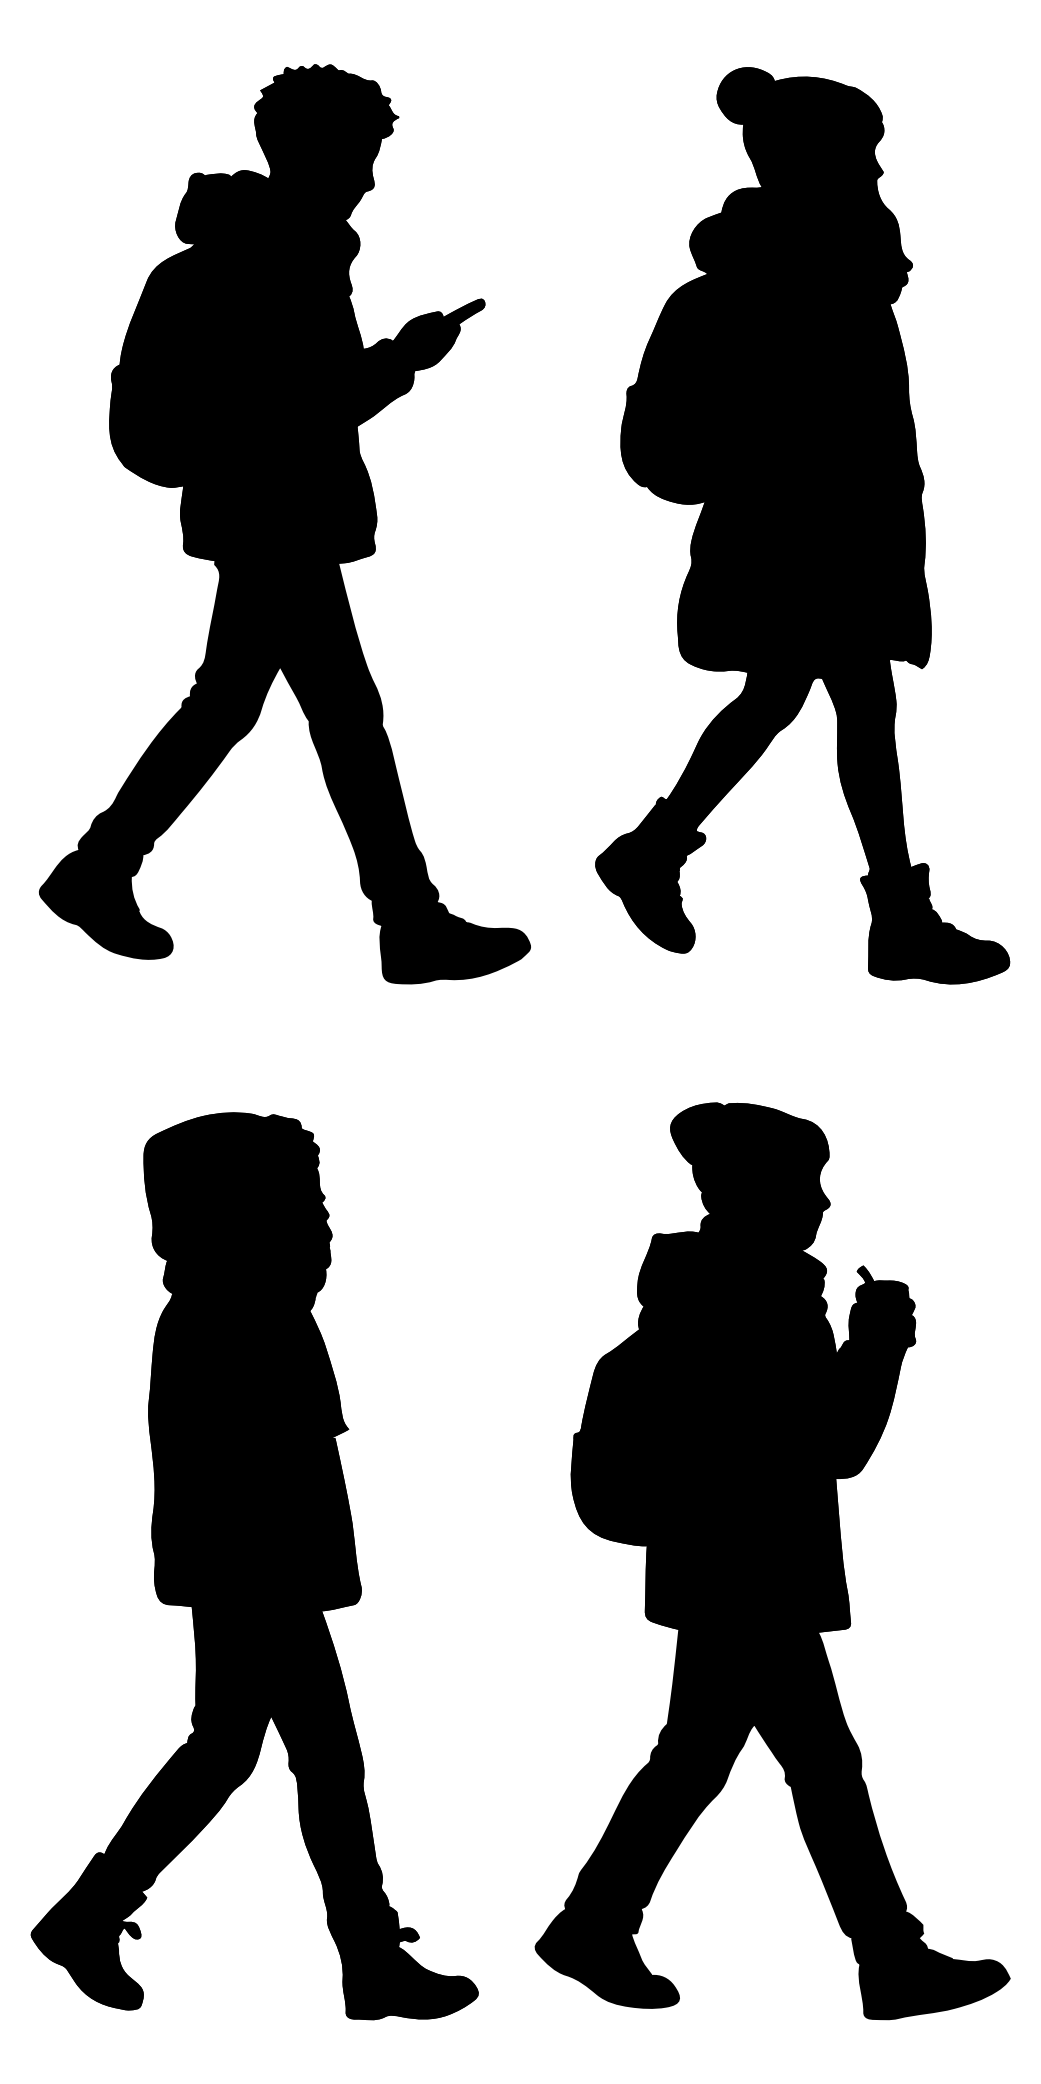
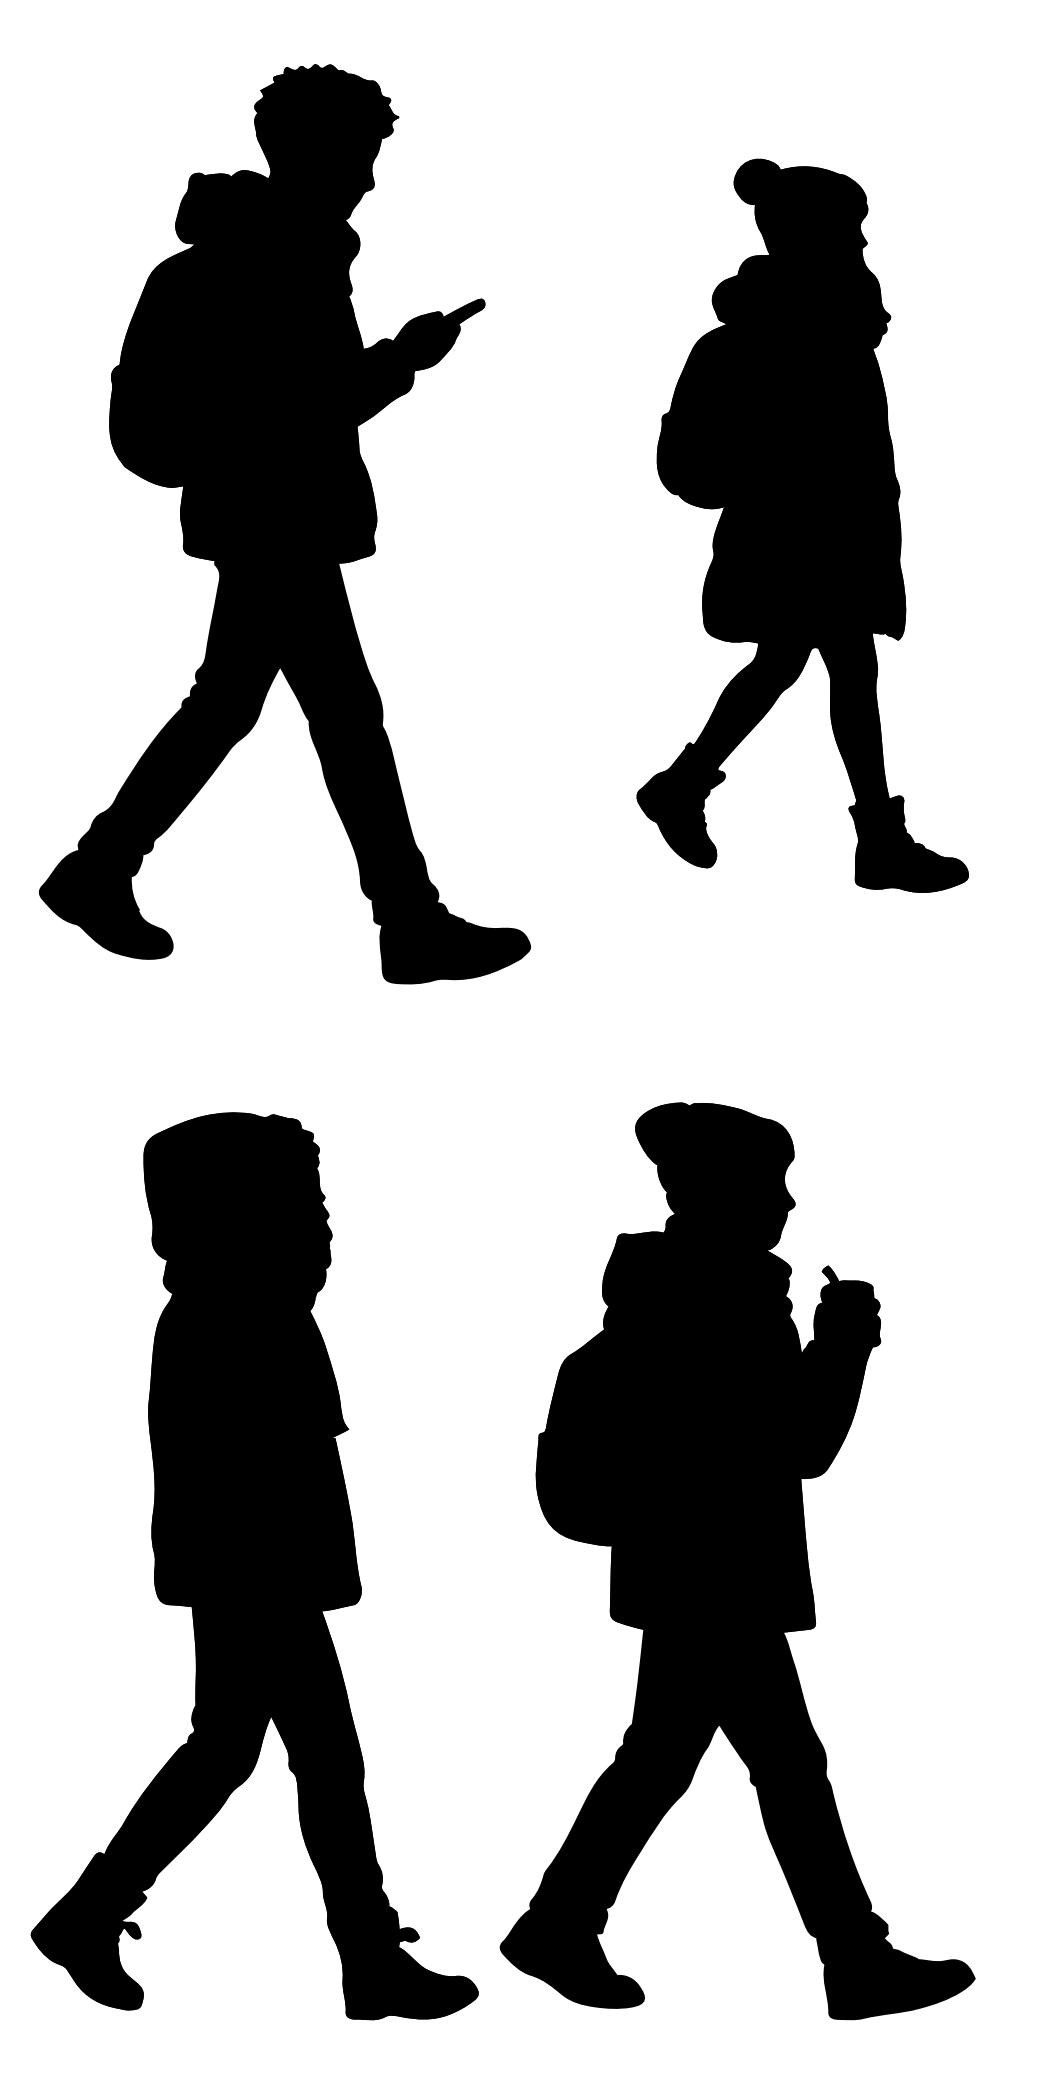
part size: 416x918 px -> 333x735 px (802, 525)
part position: (772, 1561) -> (737, 1561) (737, 1561)
